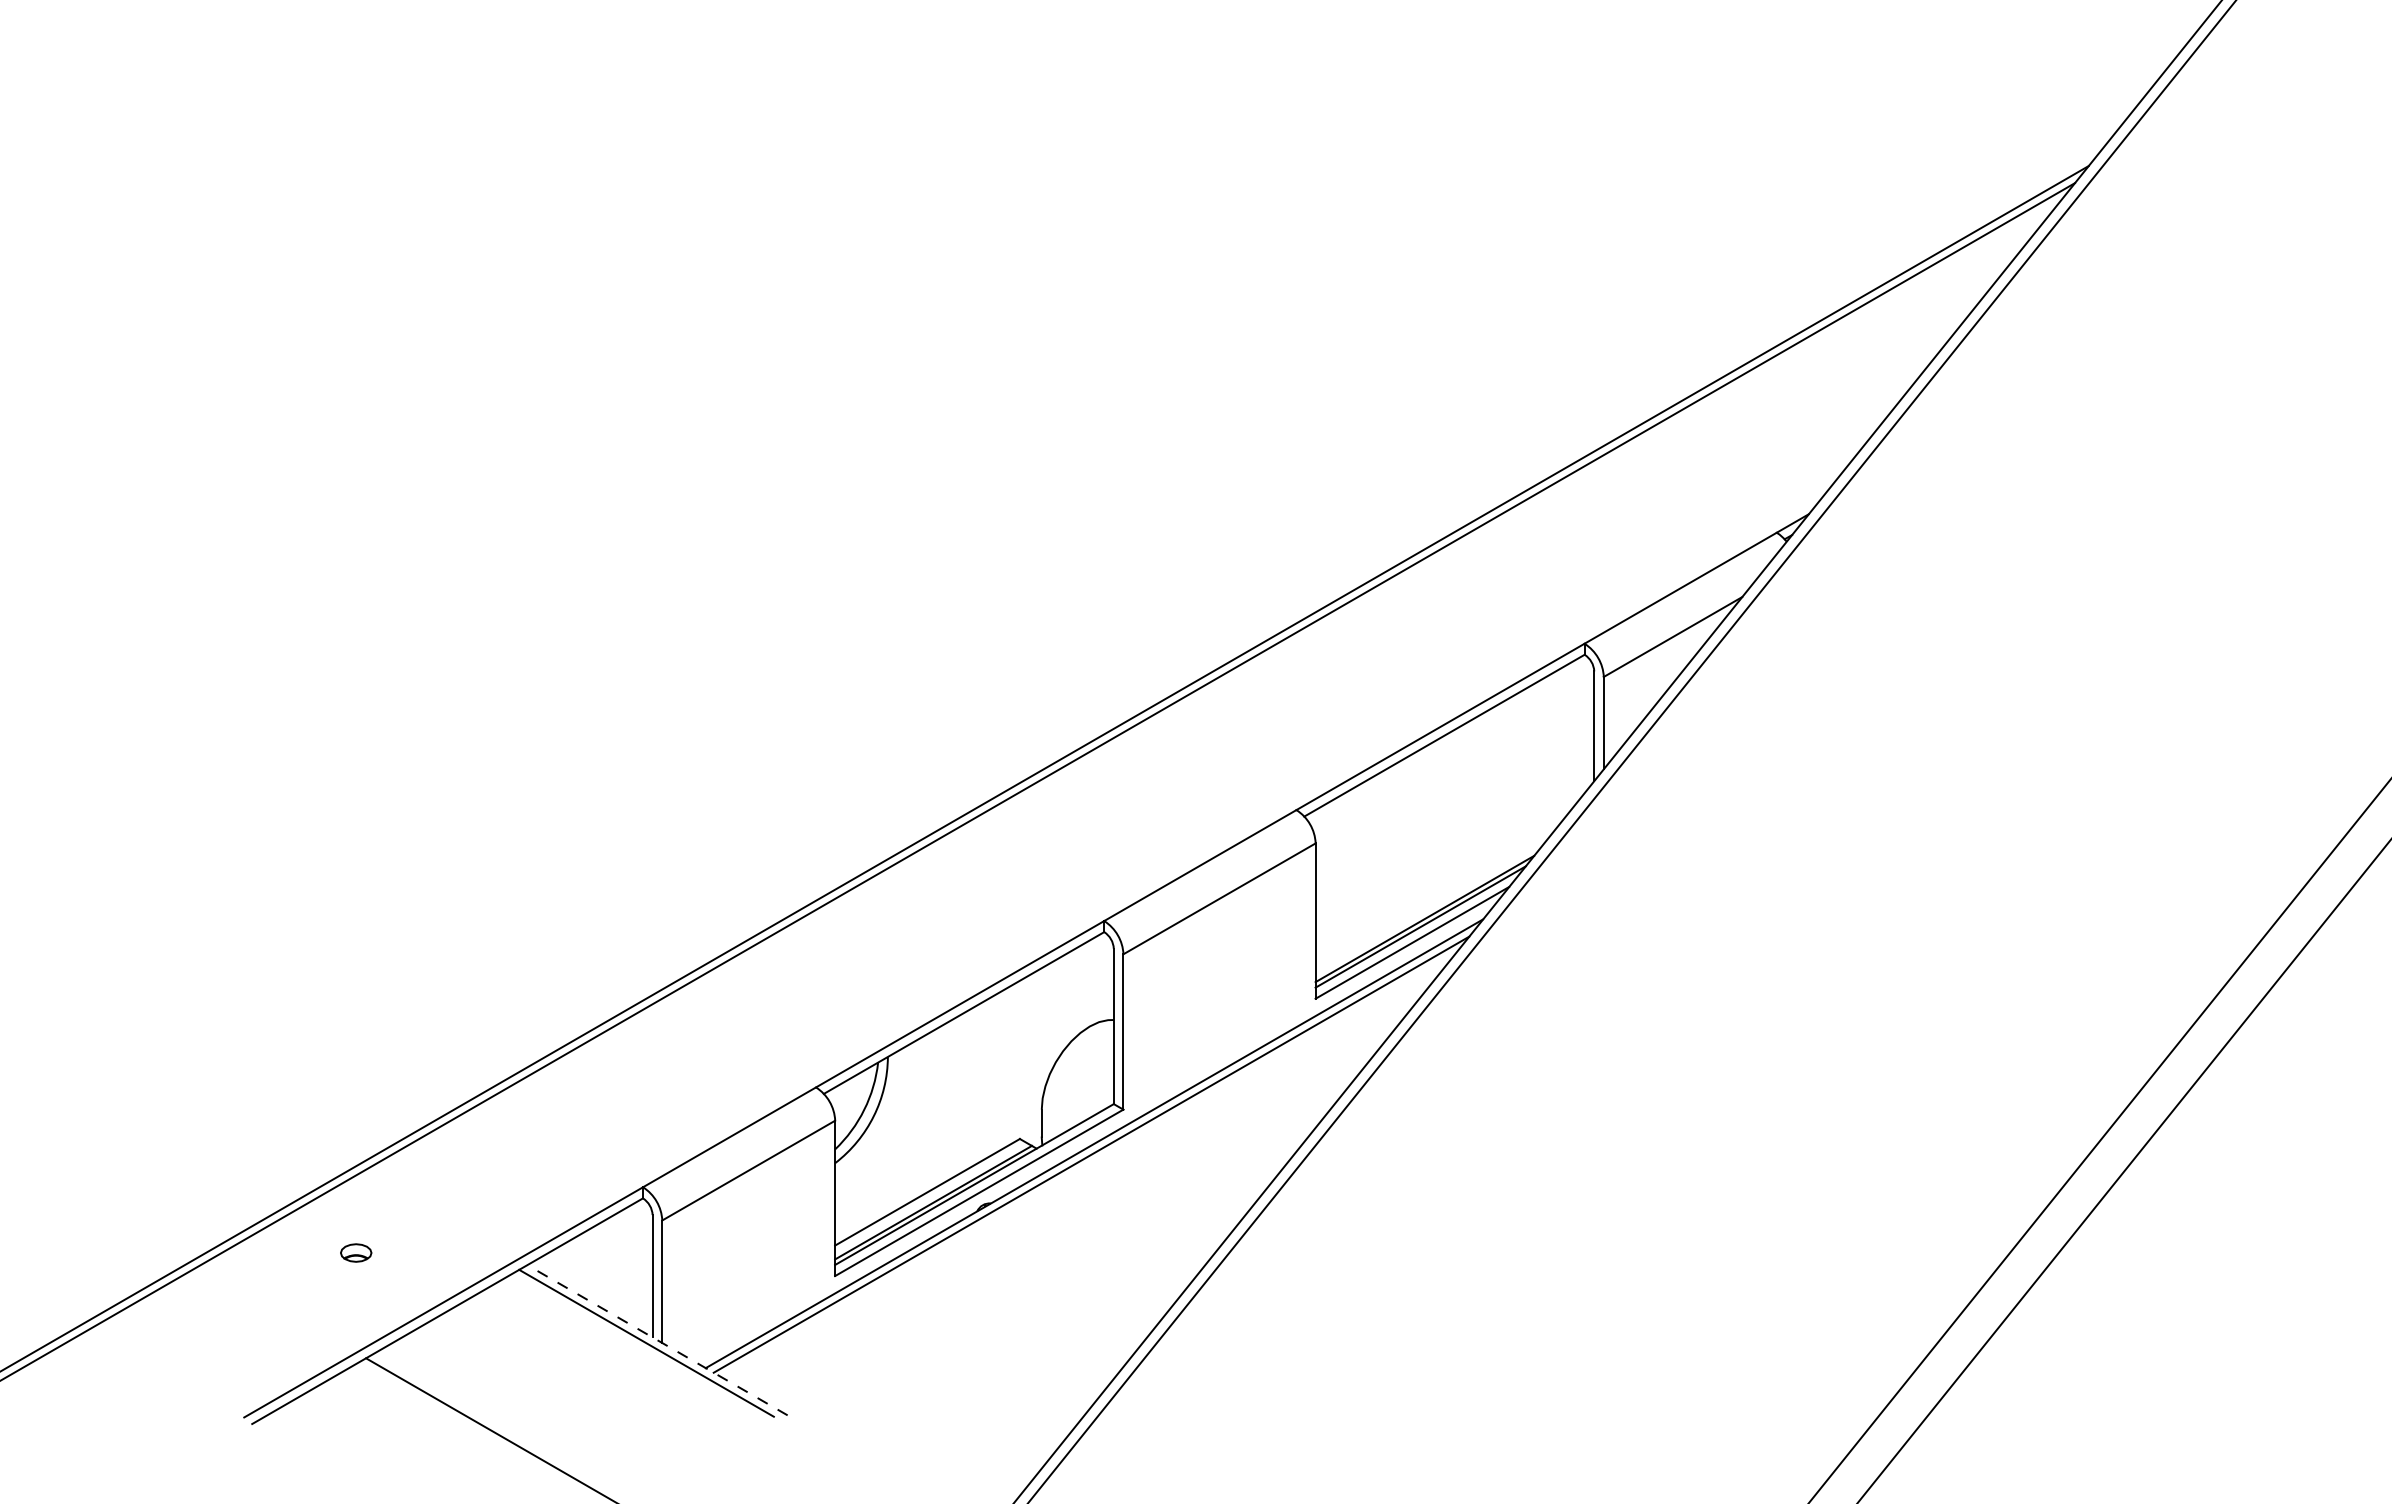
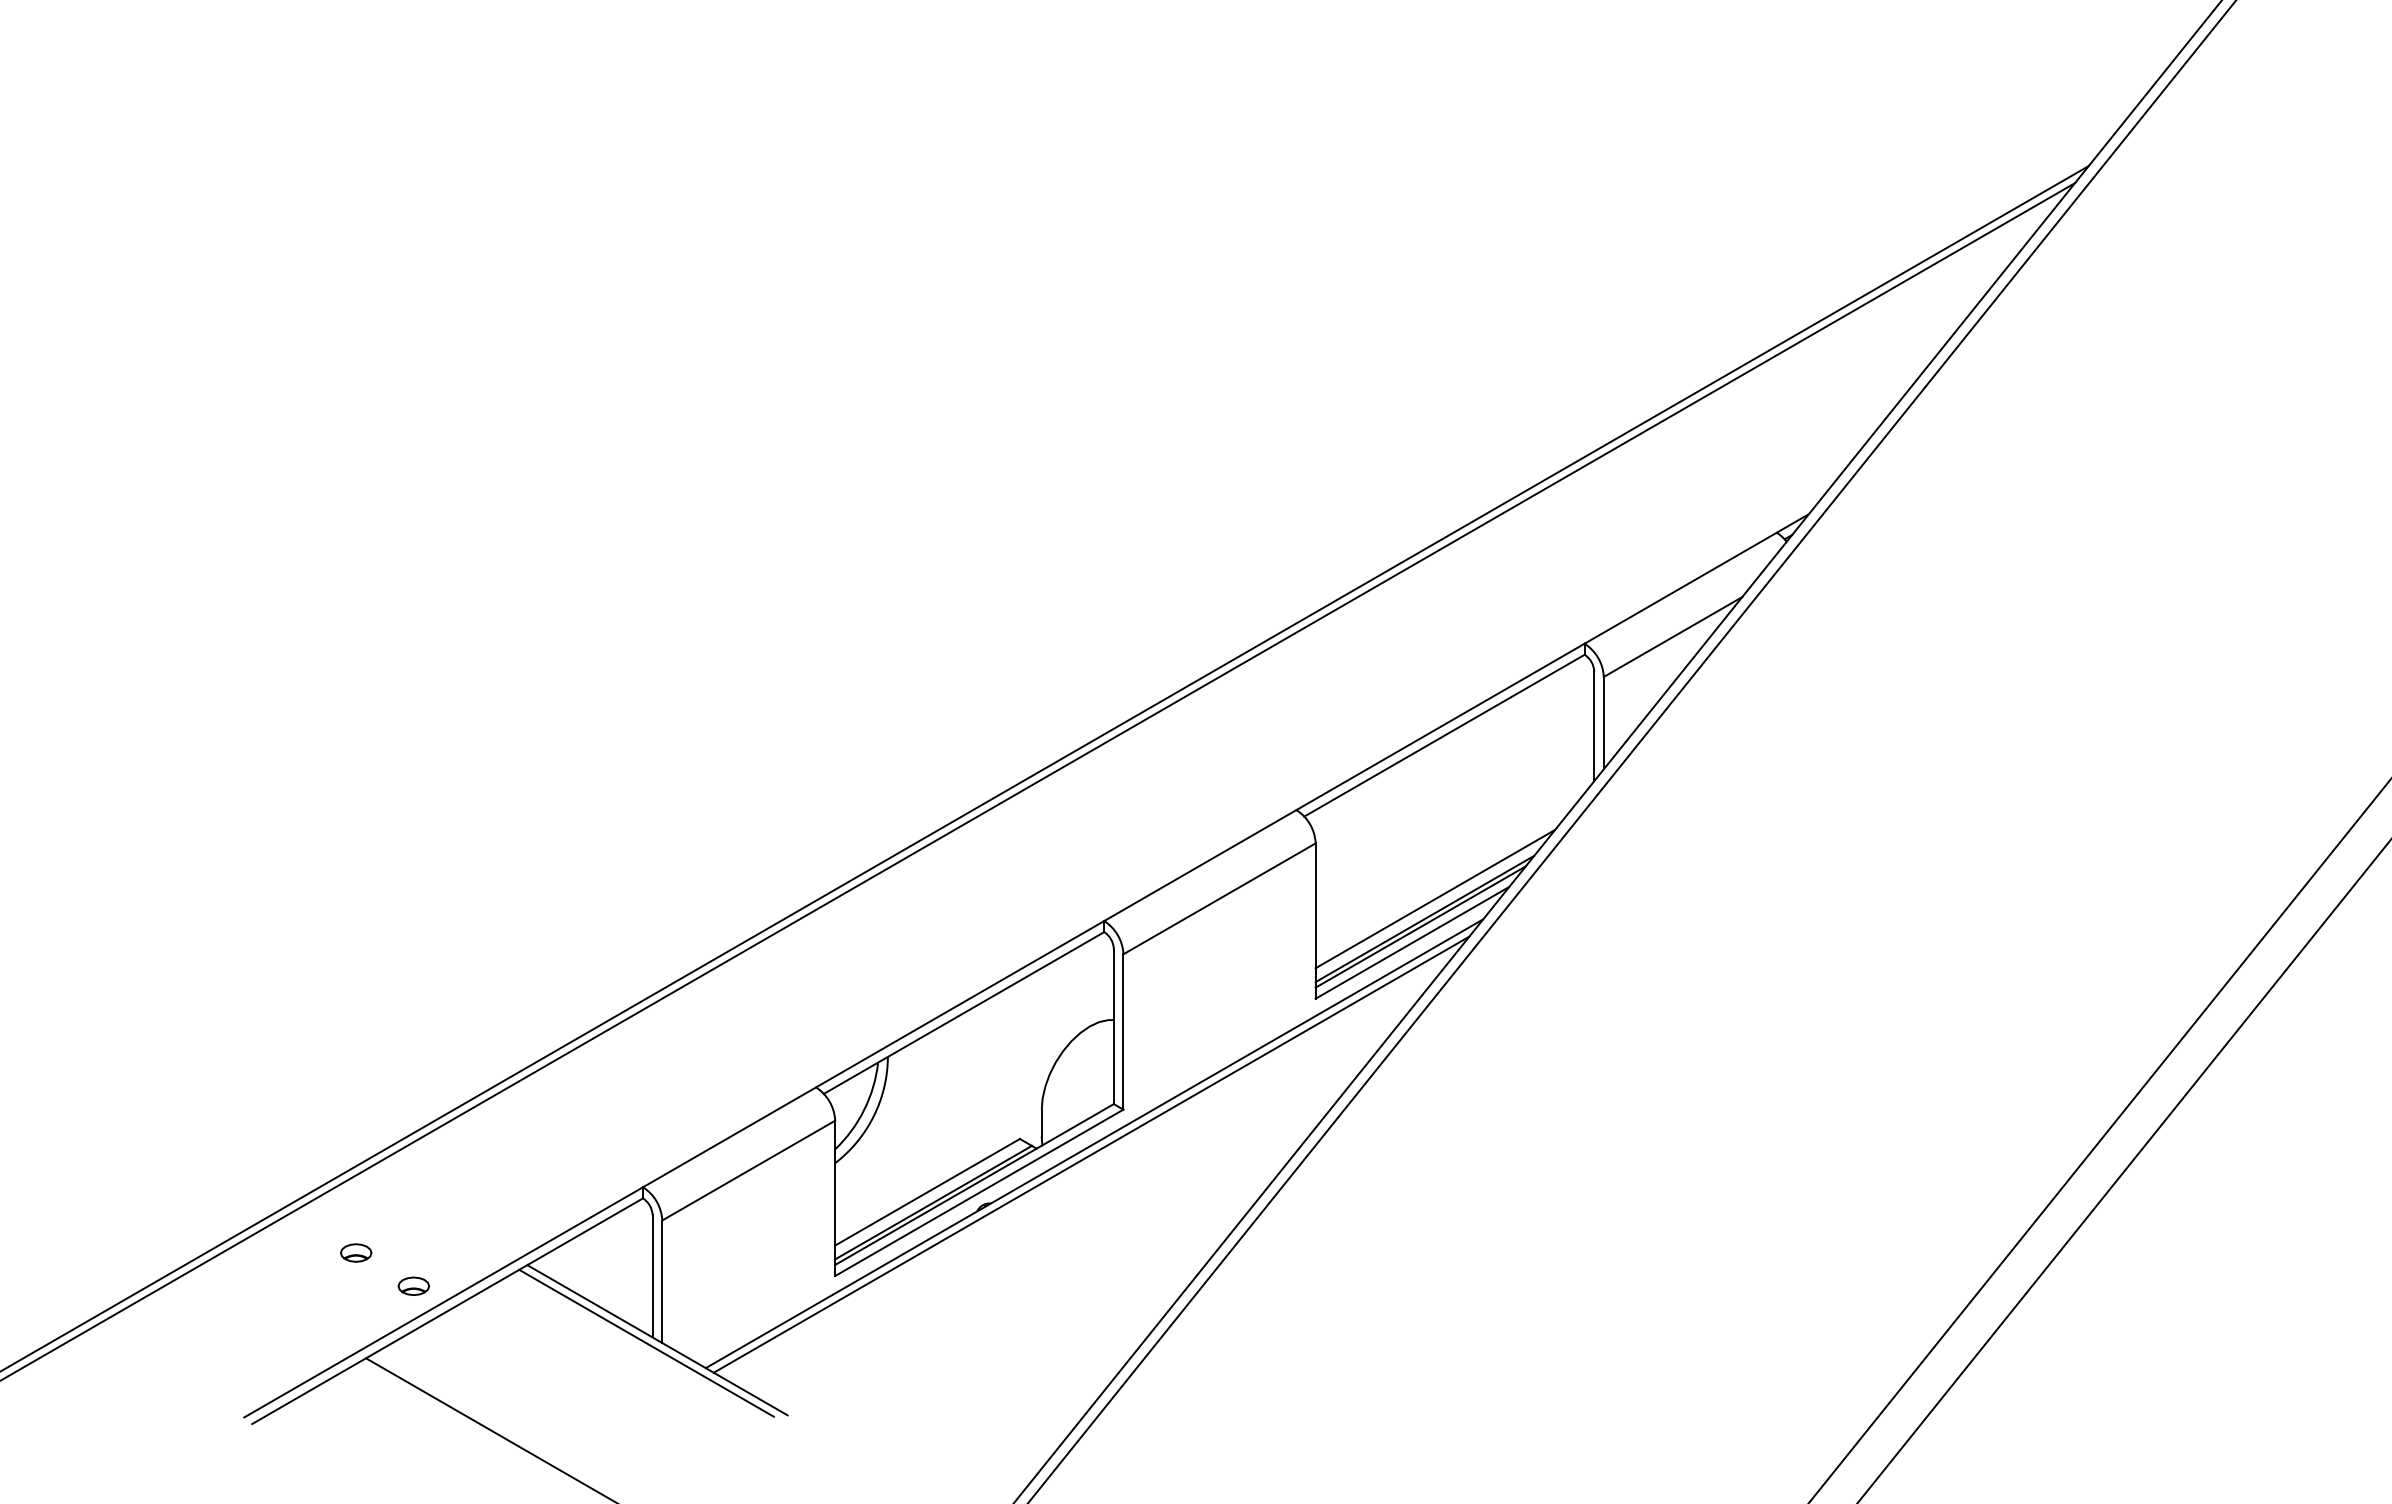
line: none -> present (1434, 899)
part: none -> present (413, 1285)
line: dashed -> solid (657, 1339)
